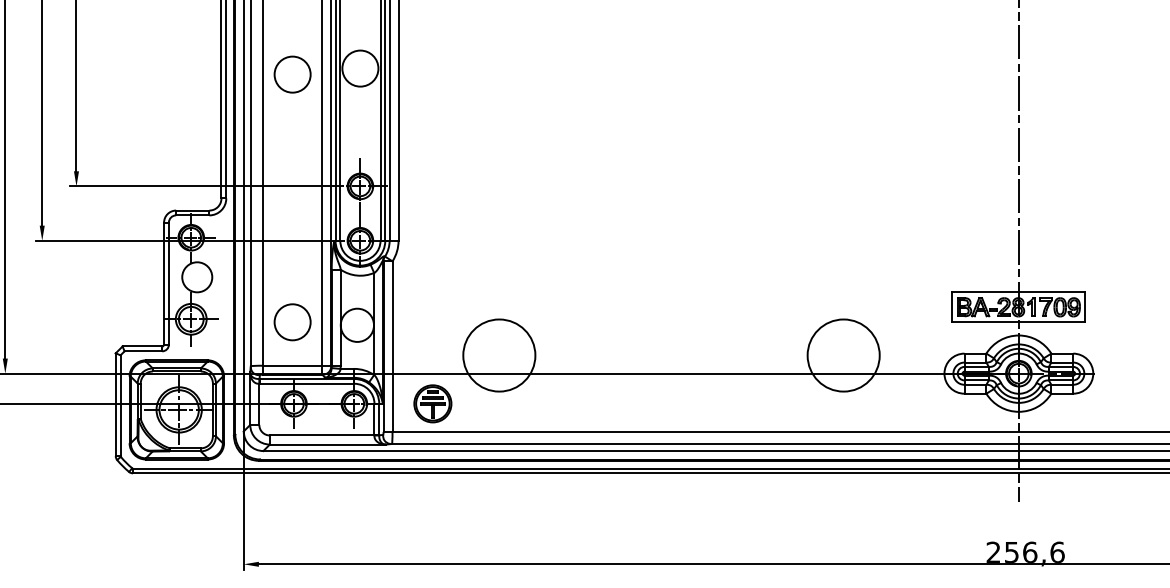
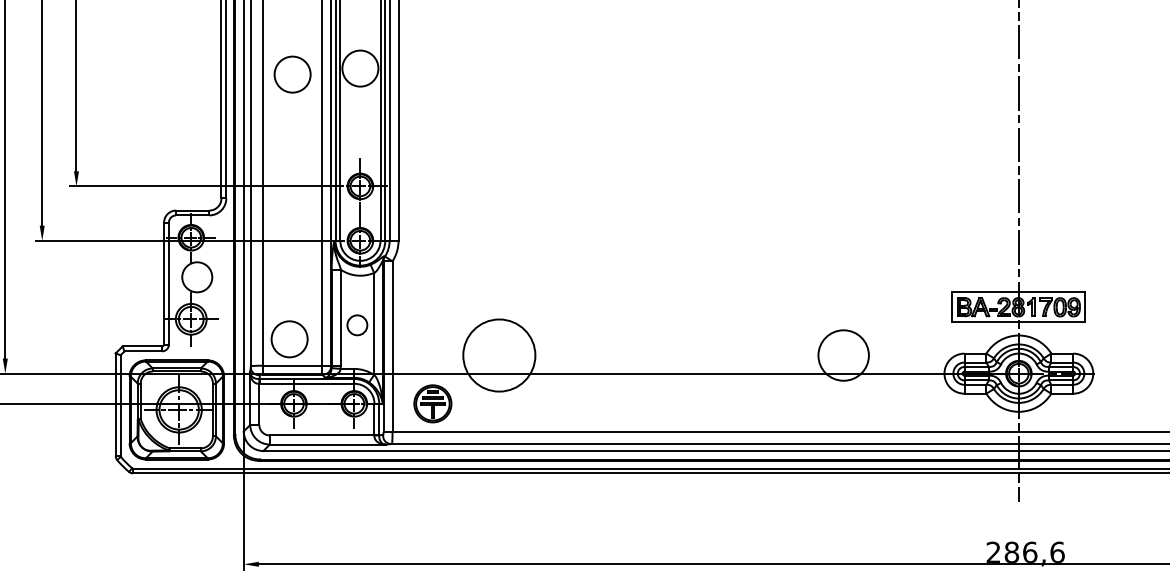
circle position: (292, 322) -> (289, 339) (289, 339)
circle diameter: 33 px -> 20 px (357, 325)
circle diameter: 72 px -> 50 px (843, 355)
text: 256,6 -> 286,6 (1011, 551)
